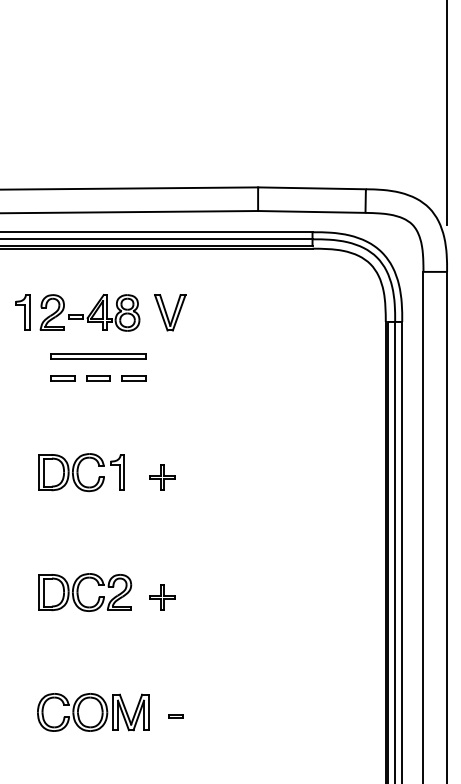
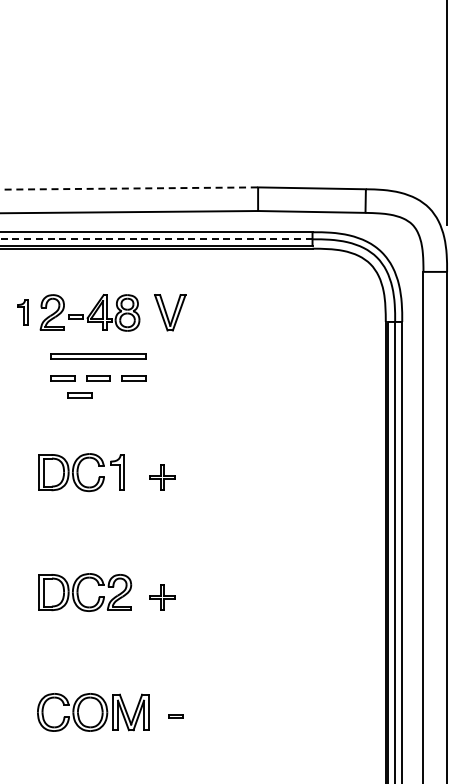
line: solid -> dashed (129, 188)
line: solid -> dashed (156, 239)
part size: 16x37 px -> 12x27 px (22, 312)
part: none -> present (79, 395)
